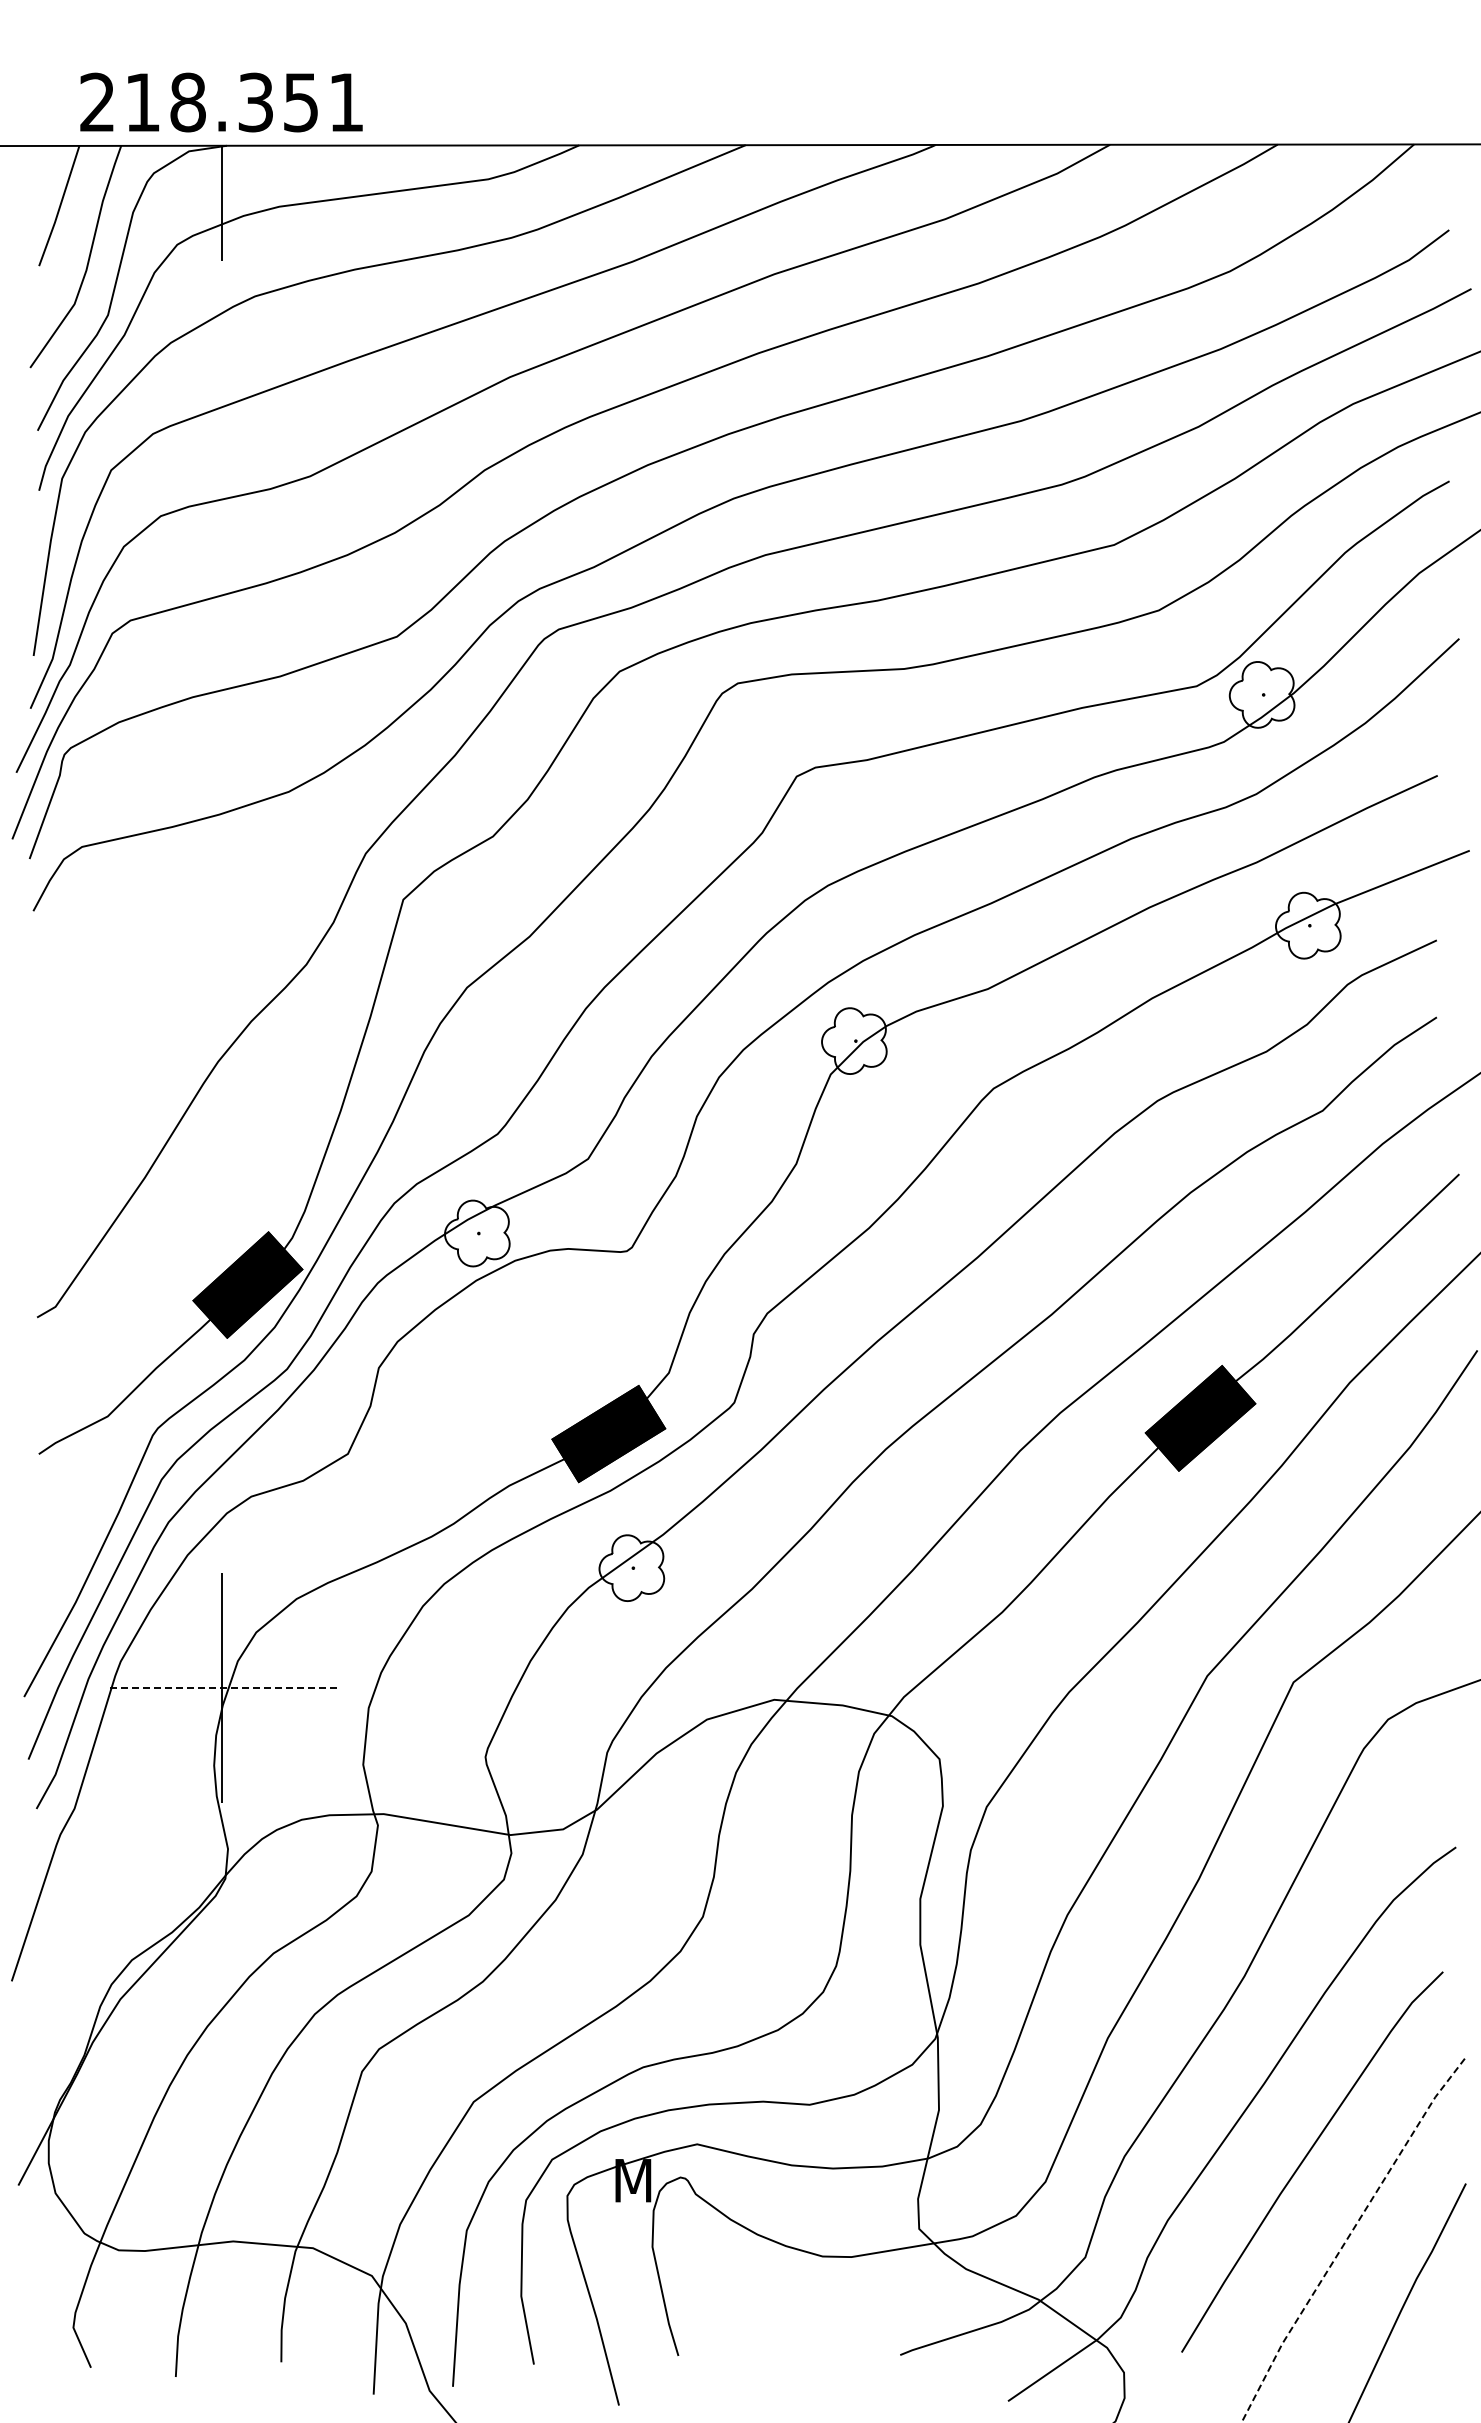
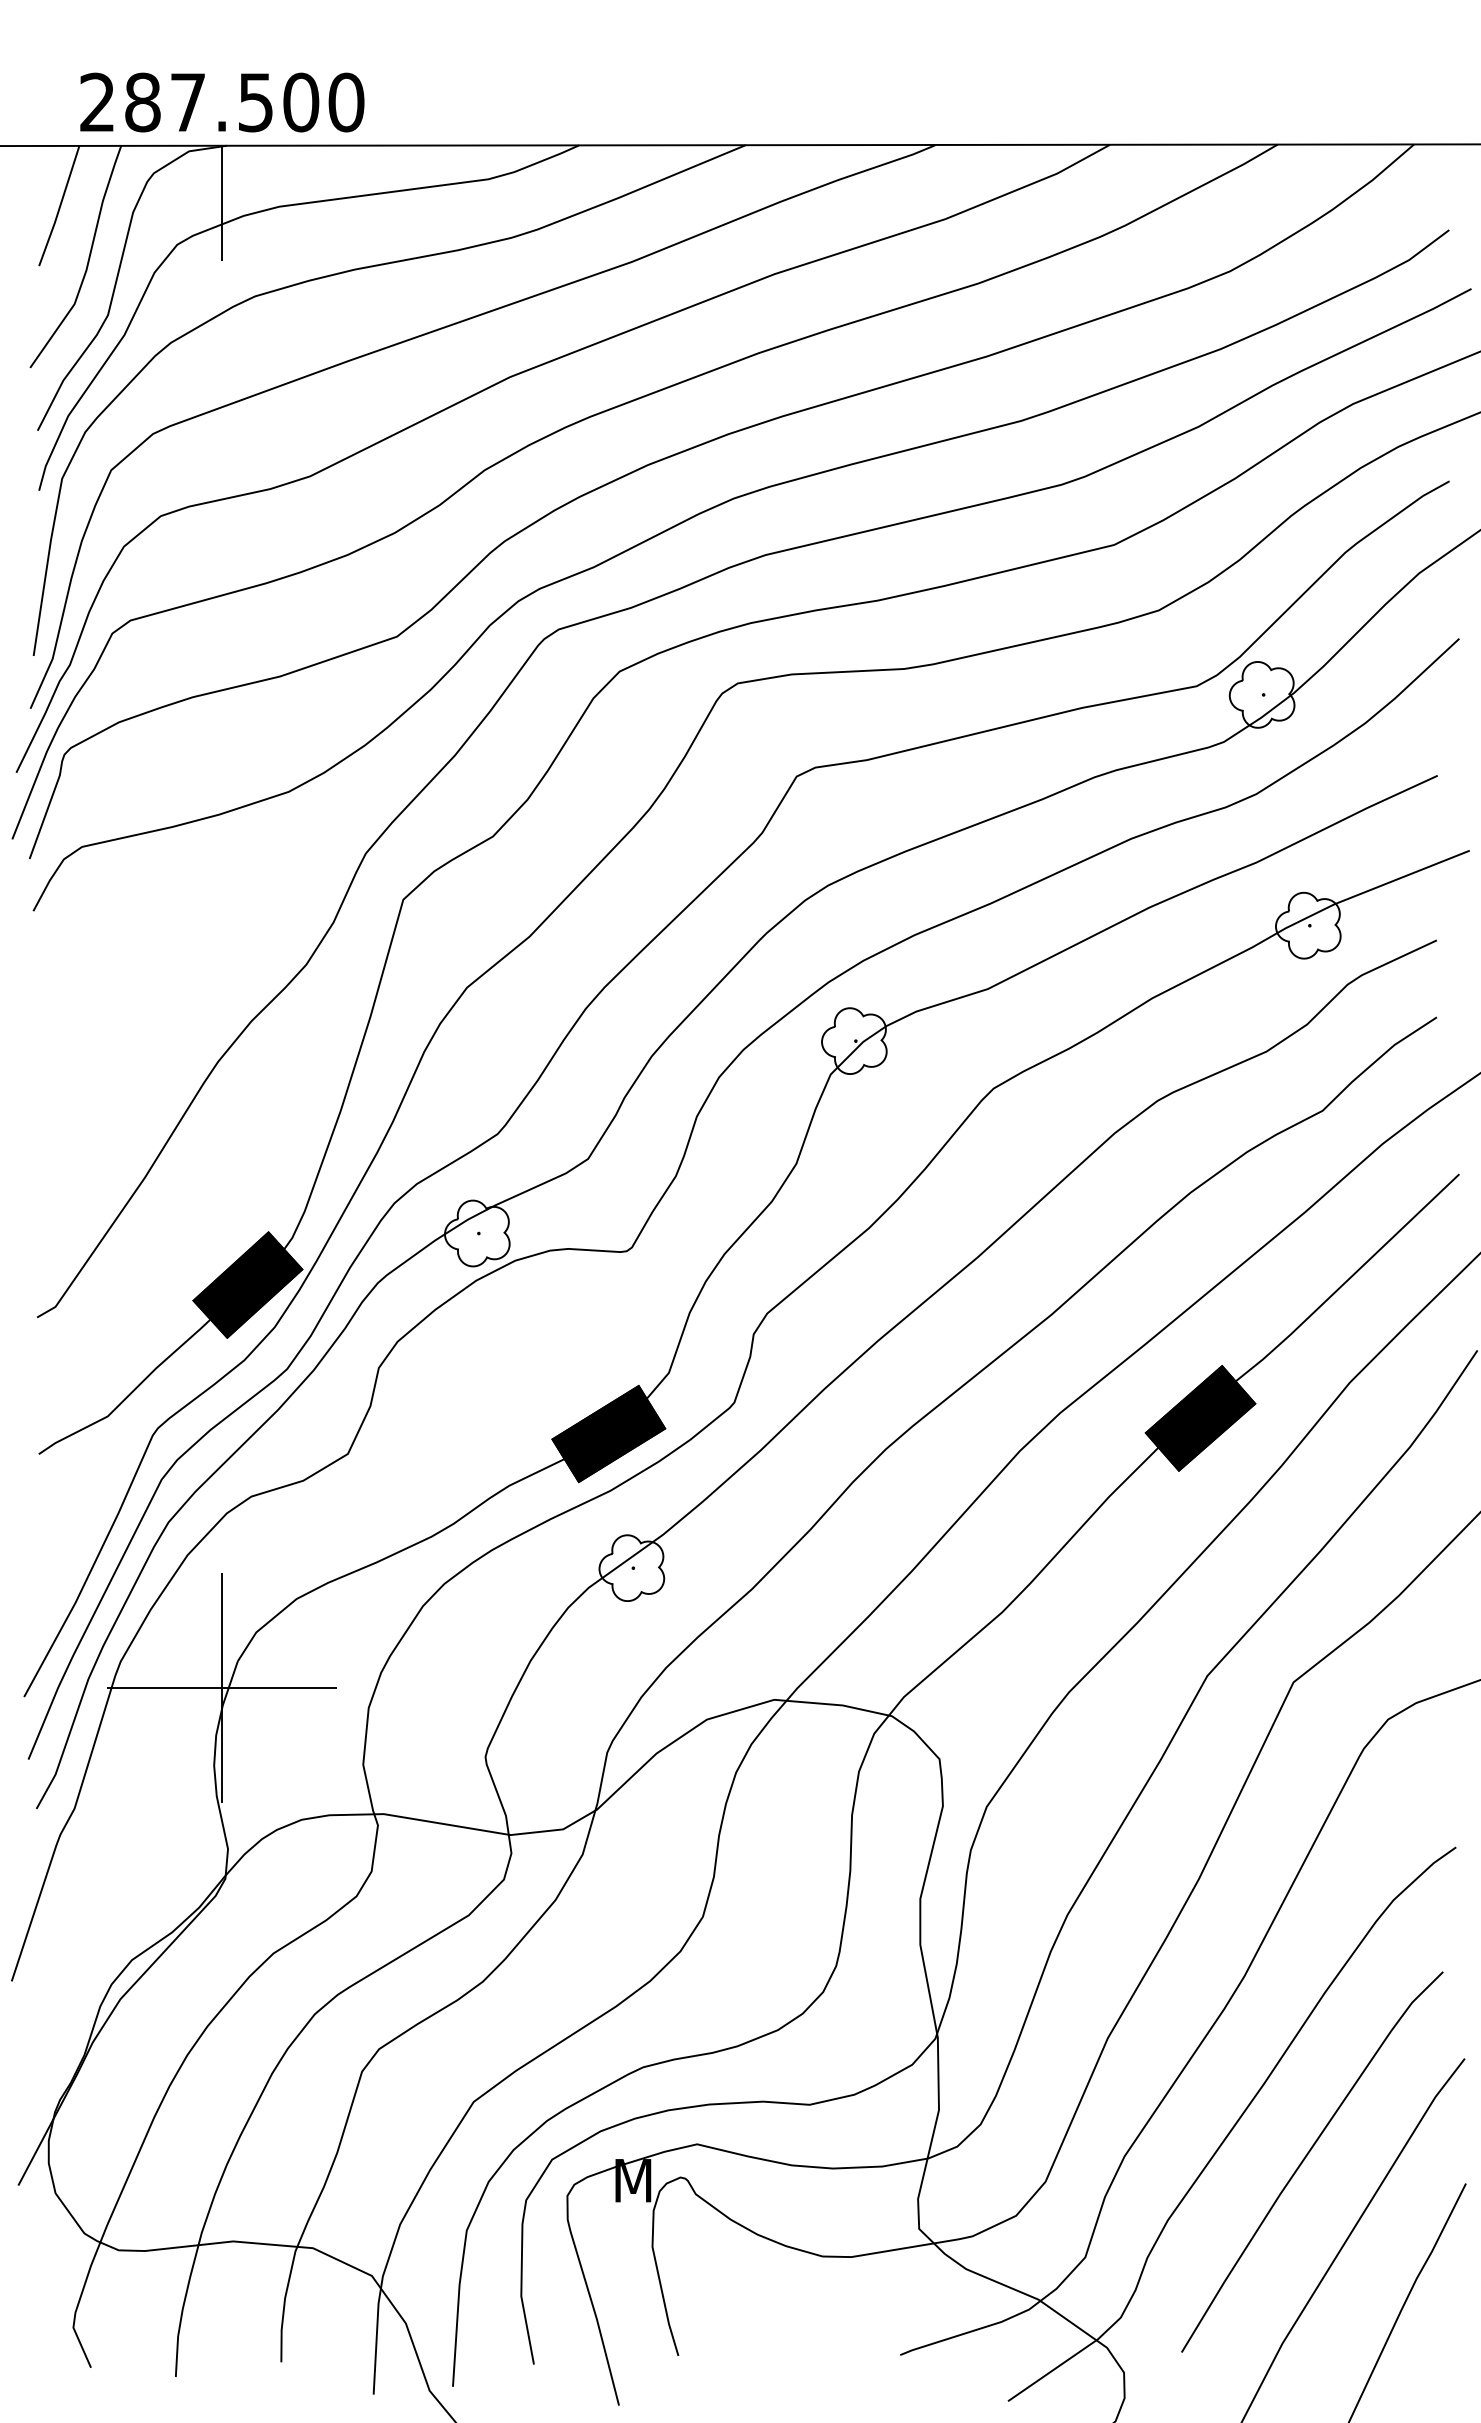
text: 218.351 -> 287.500 (244, 102)
line: dashed -> solid (221, 1688)
line: dashed -> solid (1348, 2237)
